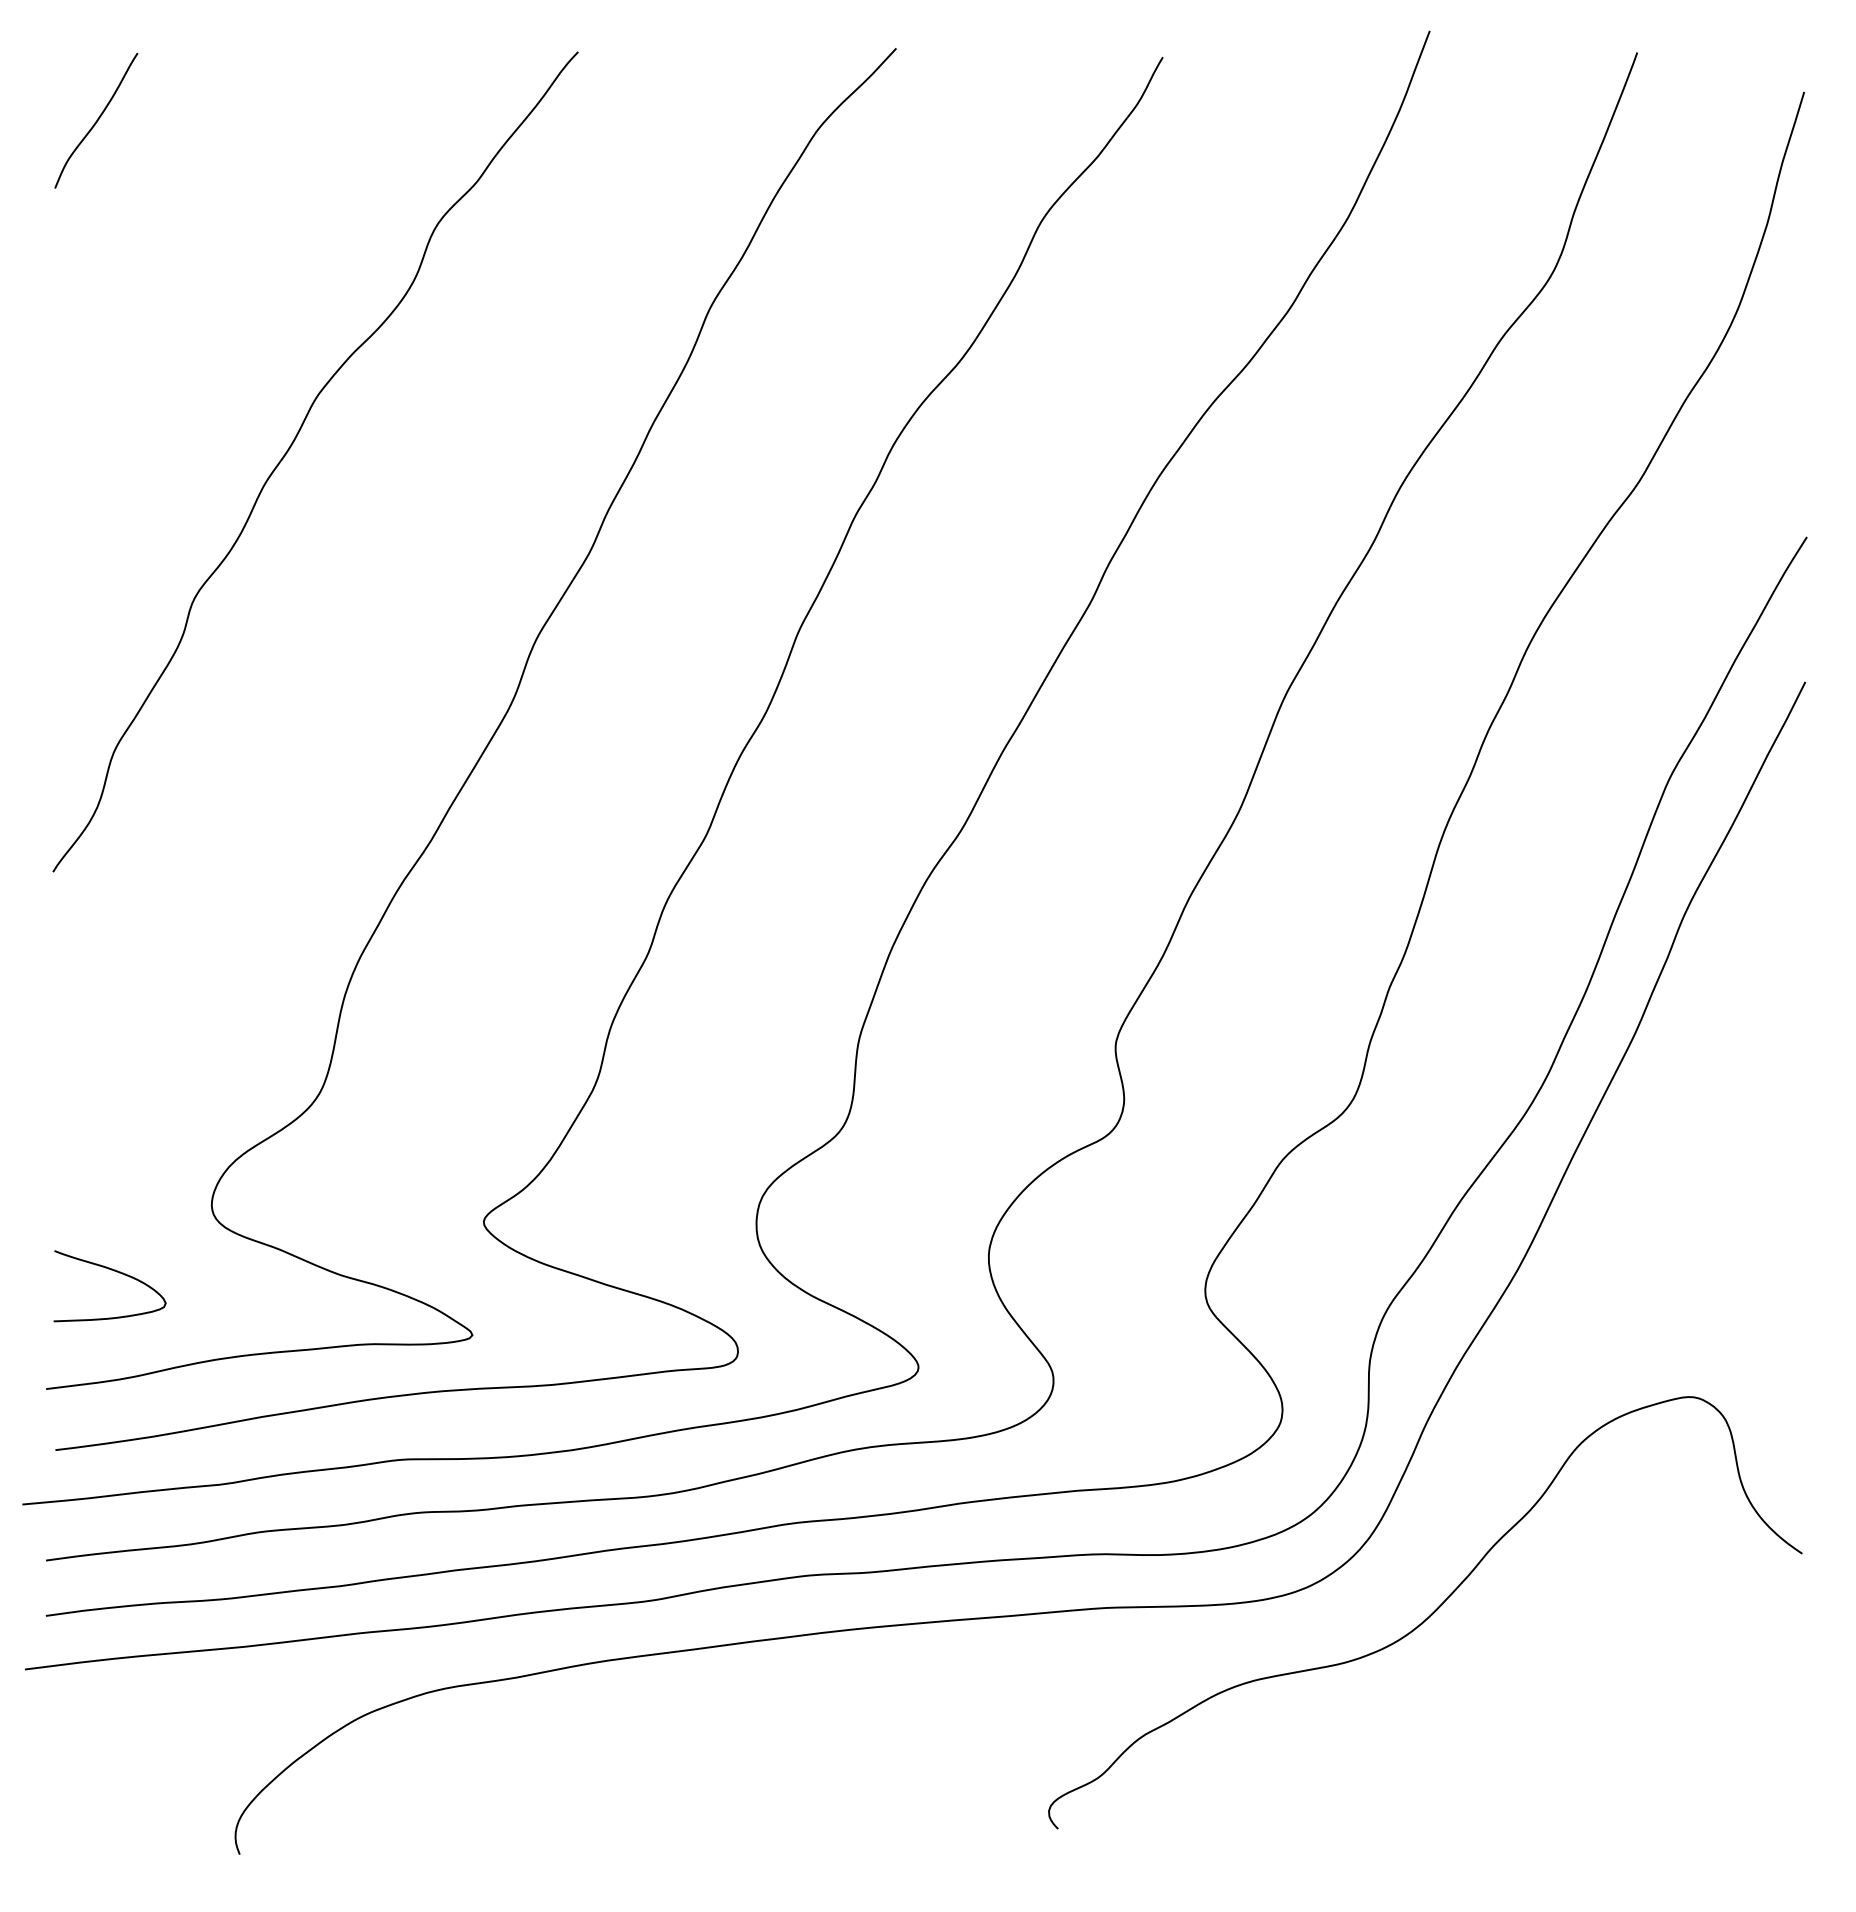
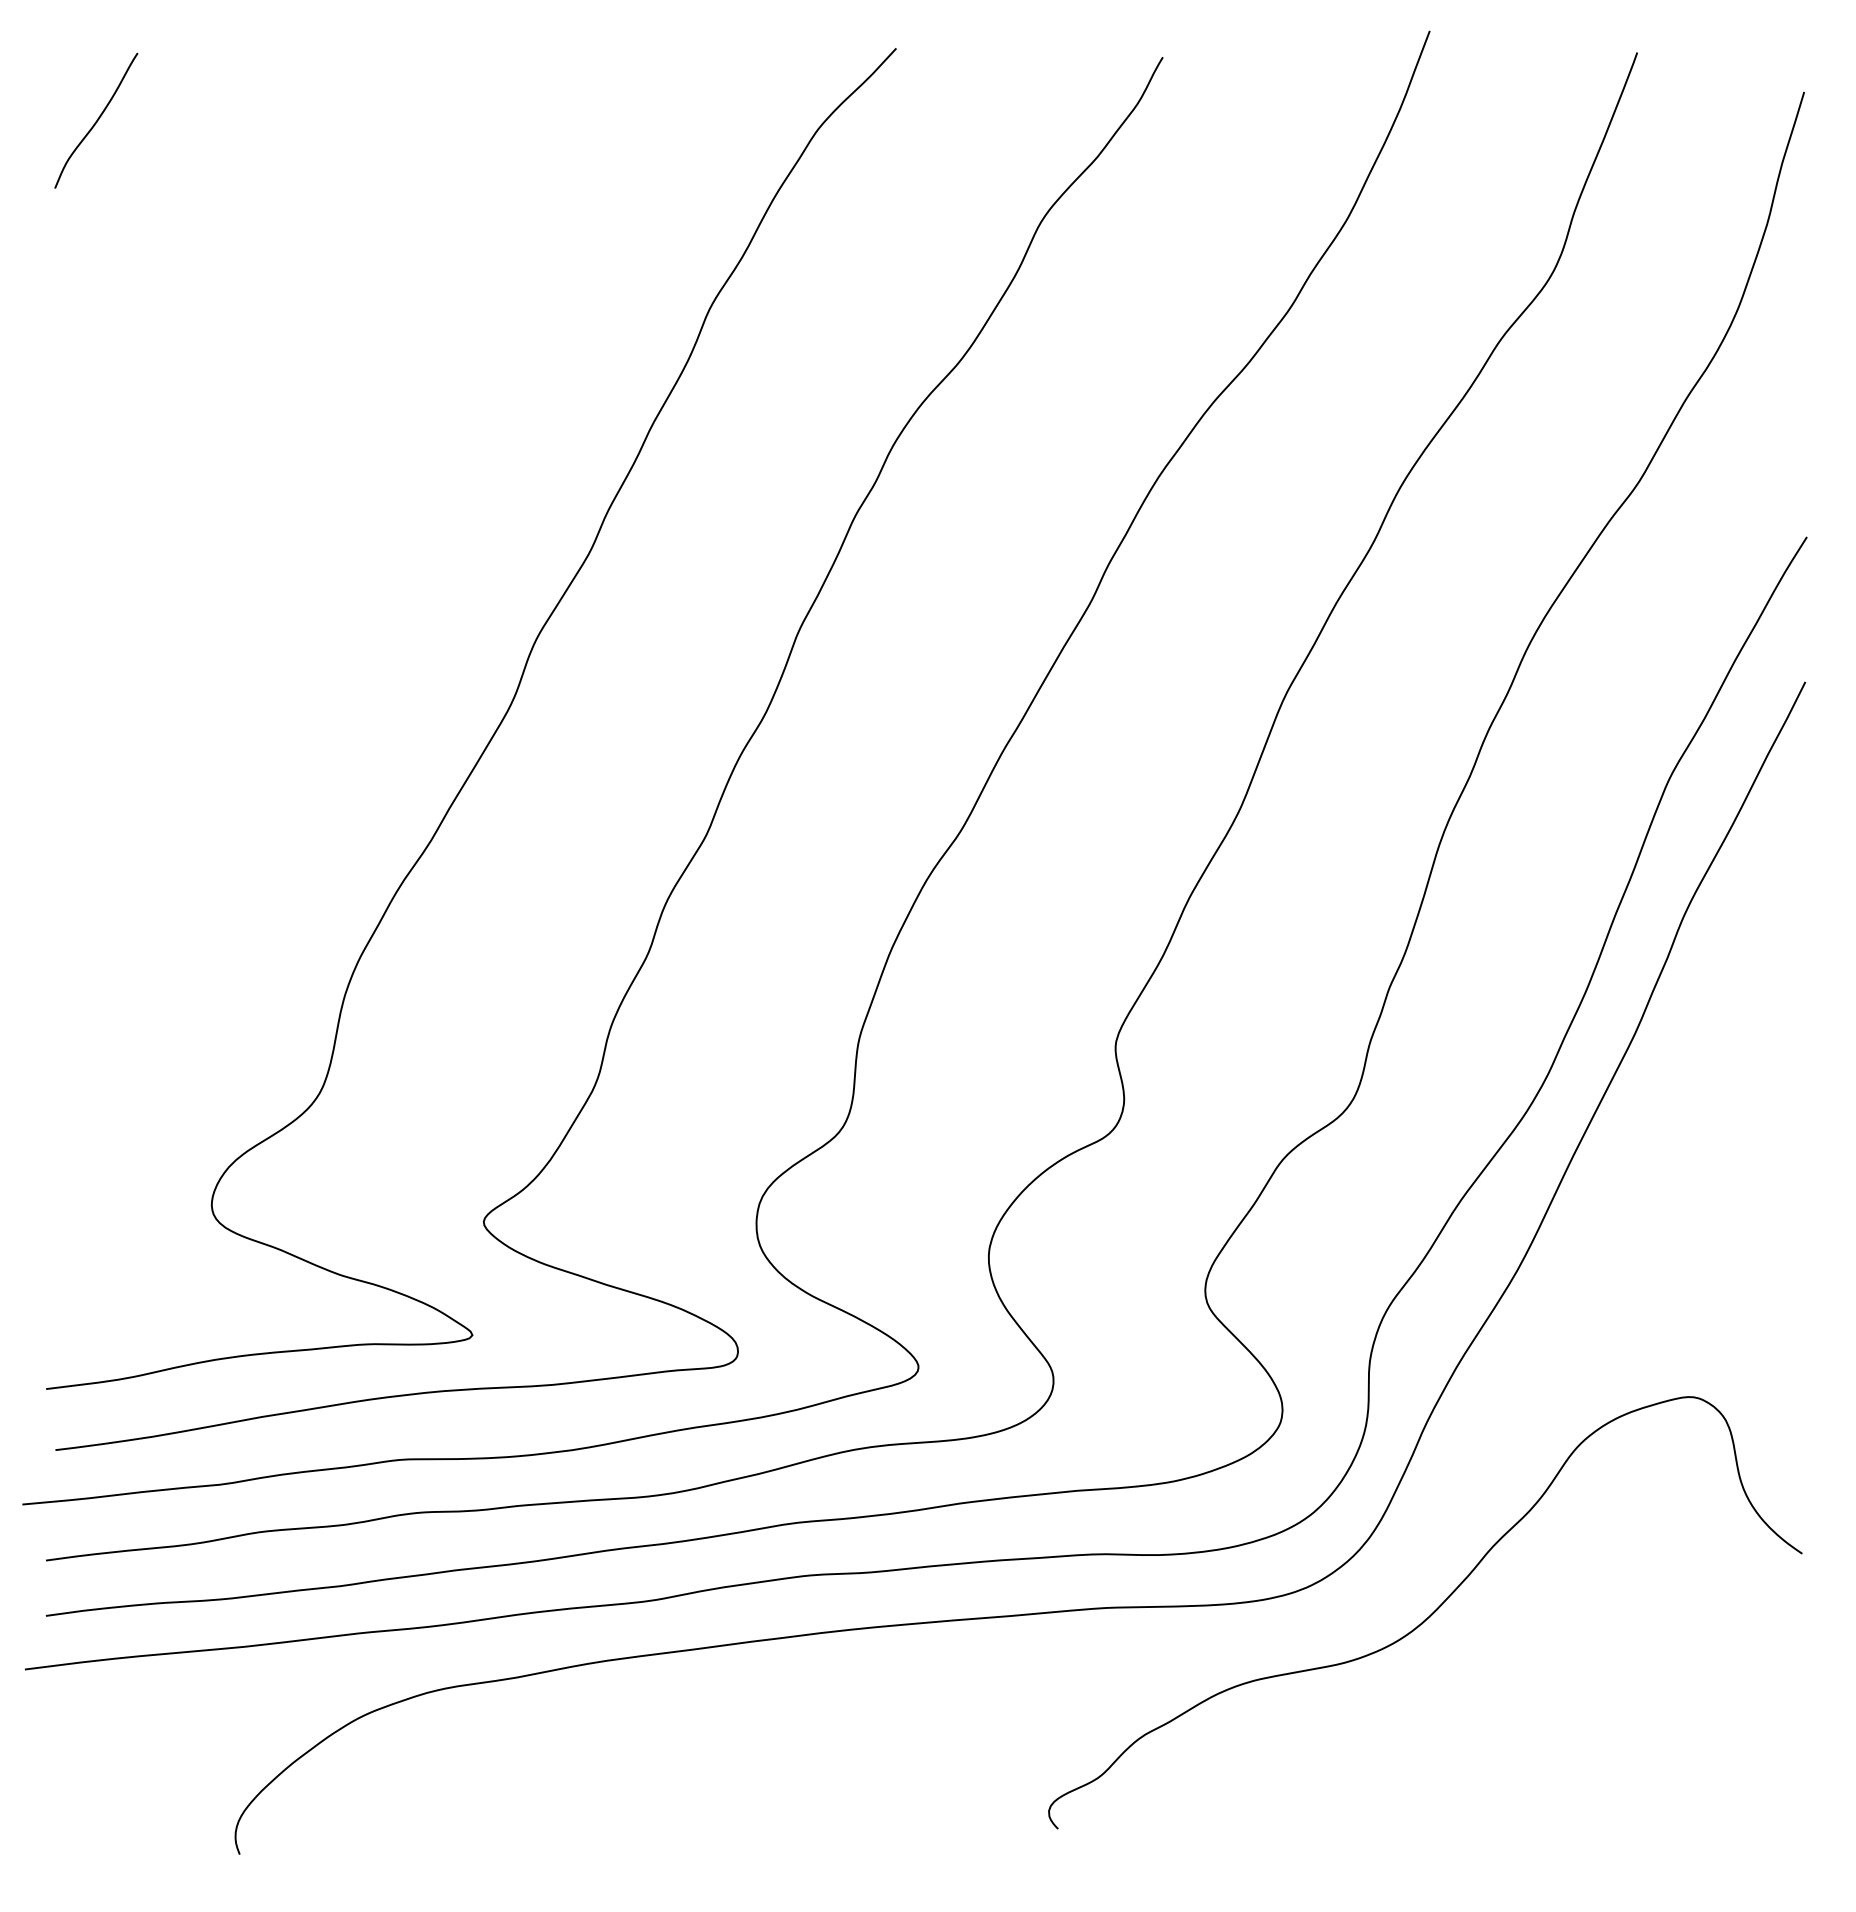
curve: present -> none (292, 445)
curve: present -> none (116, 1272)
